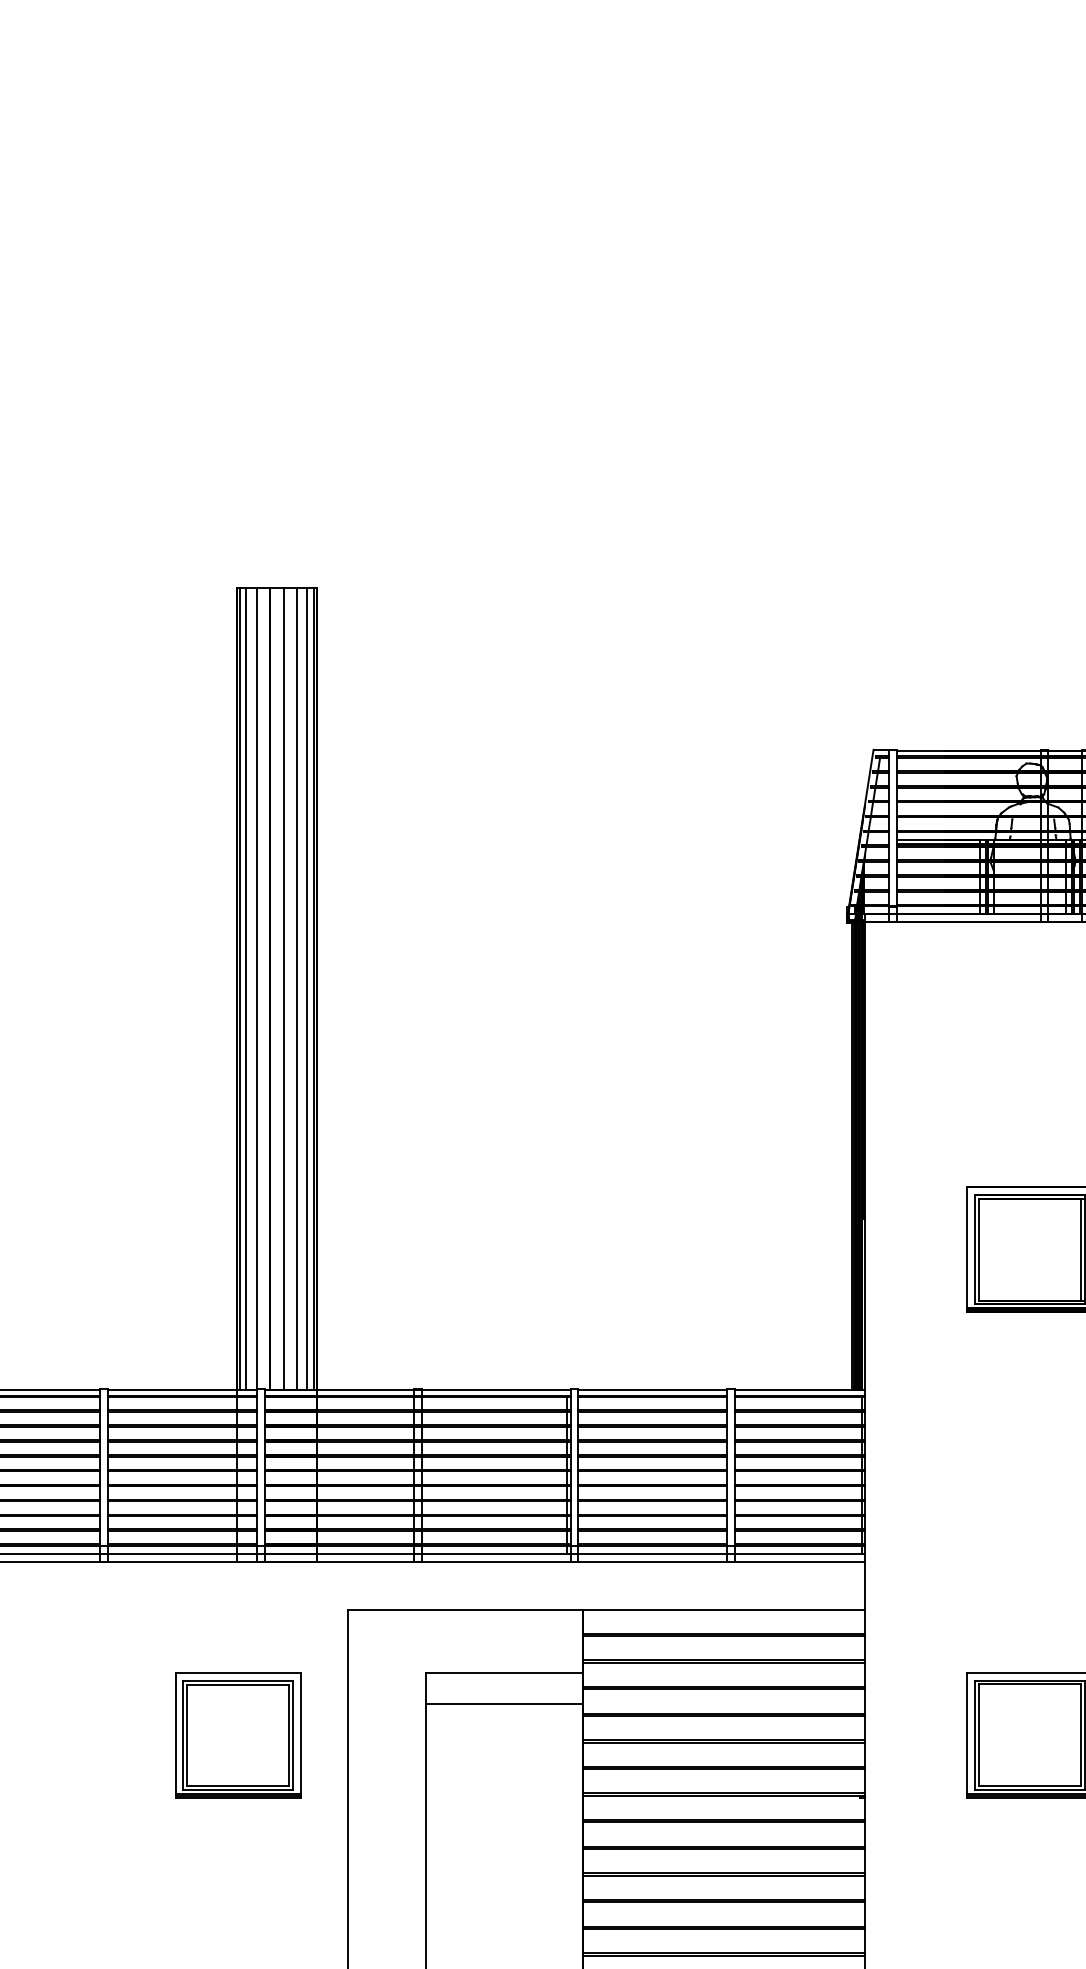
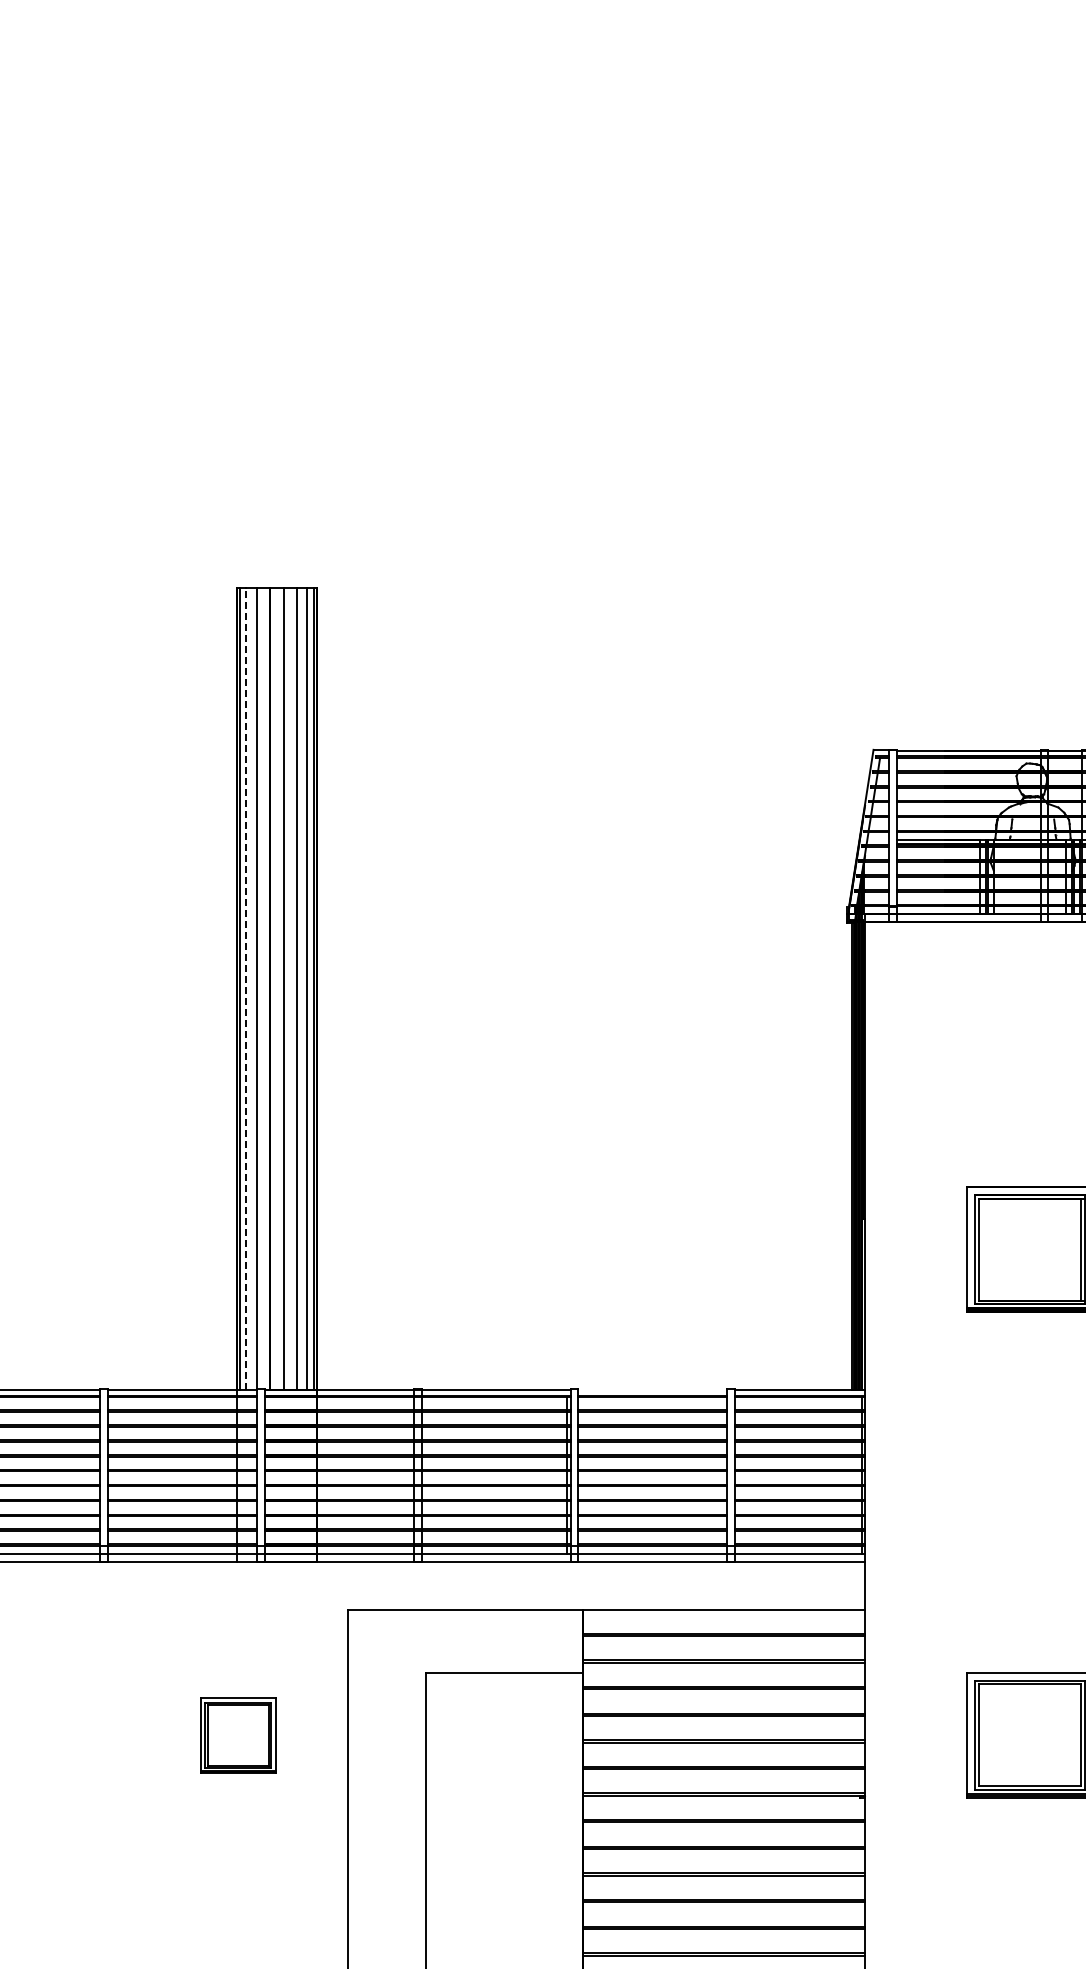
line: solid -> dashed (246, 988)
line: present -> none (652, 1389)
line: present -> none (504, 1704)
part size: 127x127 px -> 77x77 px (238, 1735)
